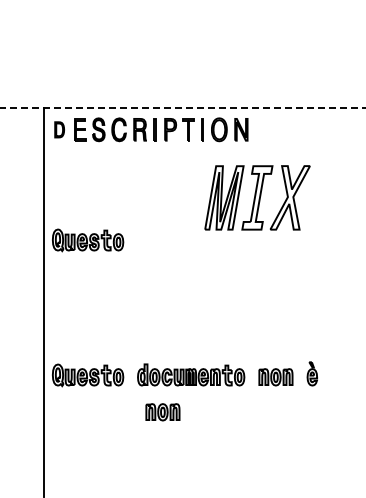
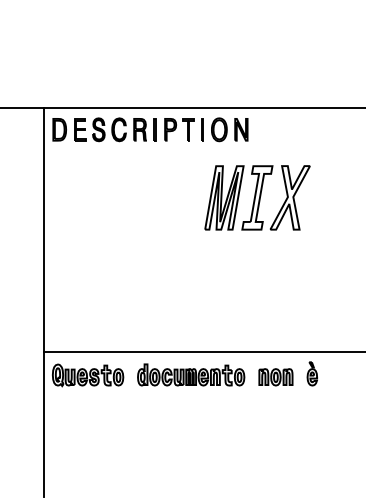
line: dashed -> solid (183, 107)
part size: 11x18 px -> 15x24 px (59, 129)
part: present -> none (88, 240)
line: none -> present (202, 352)
part: present -> none (162, 412)
